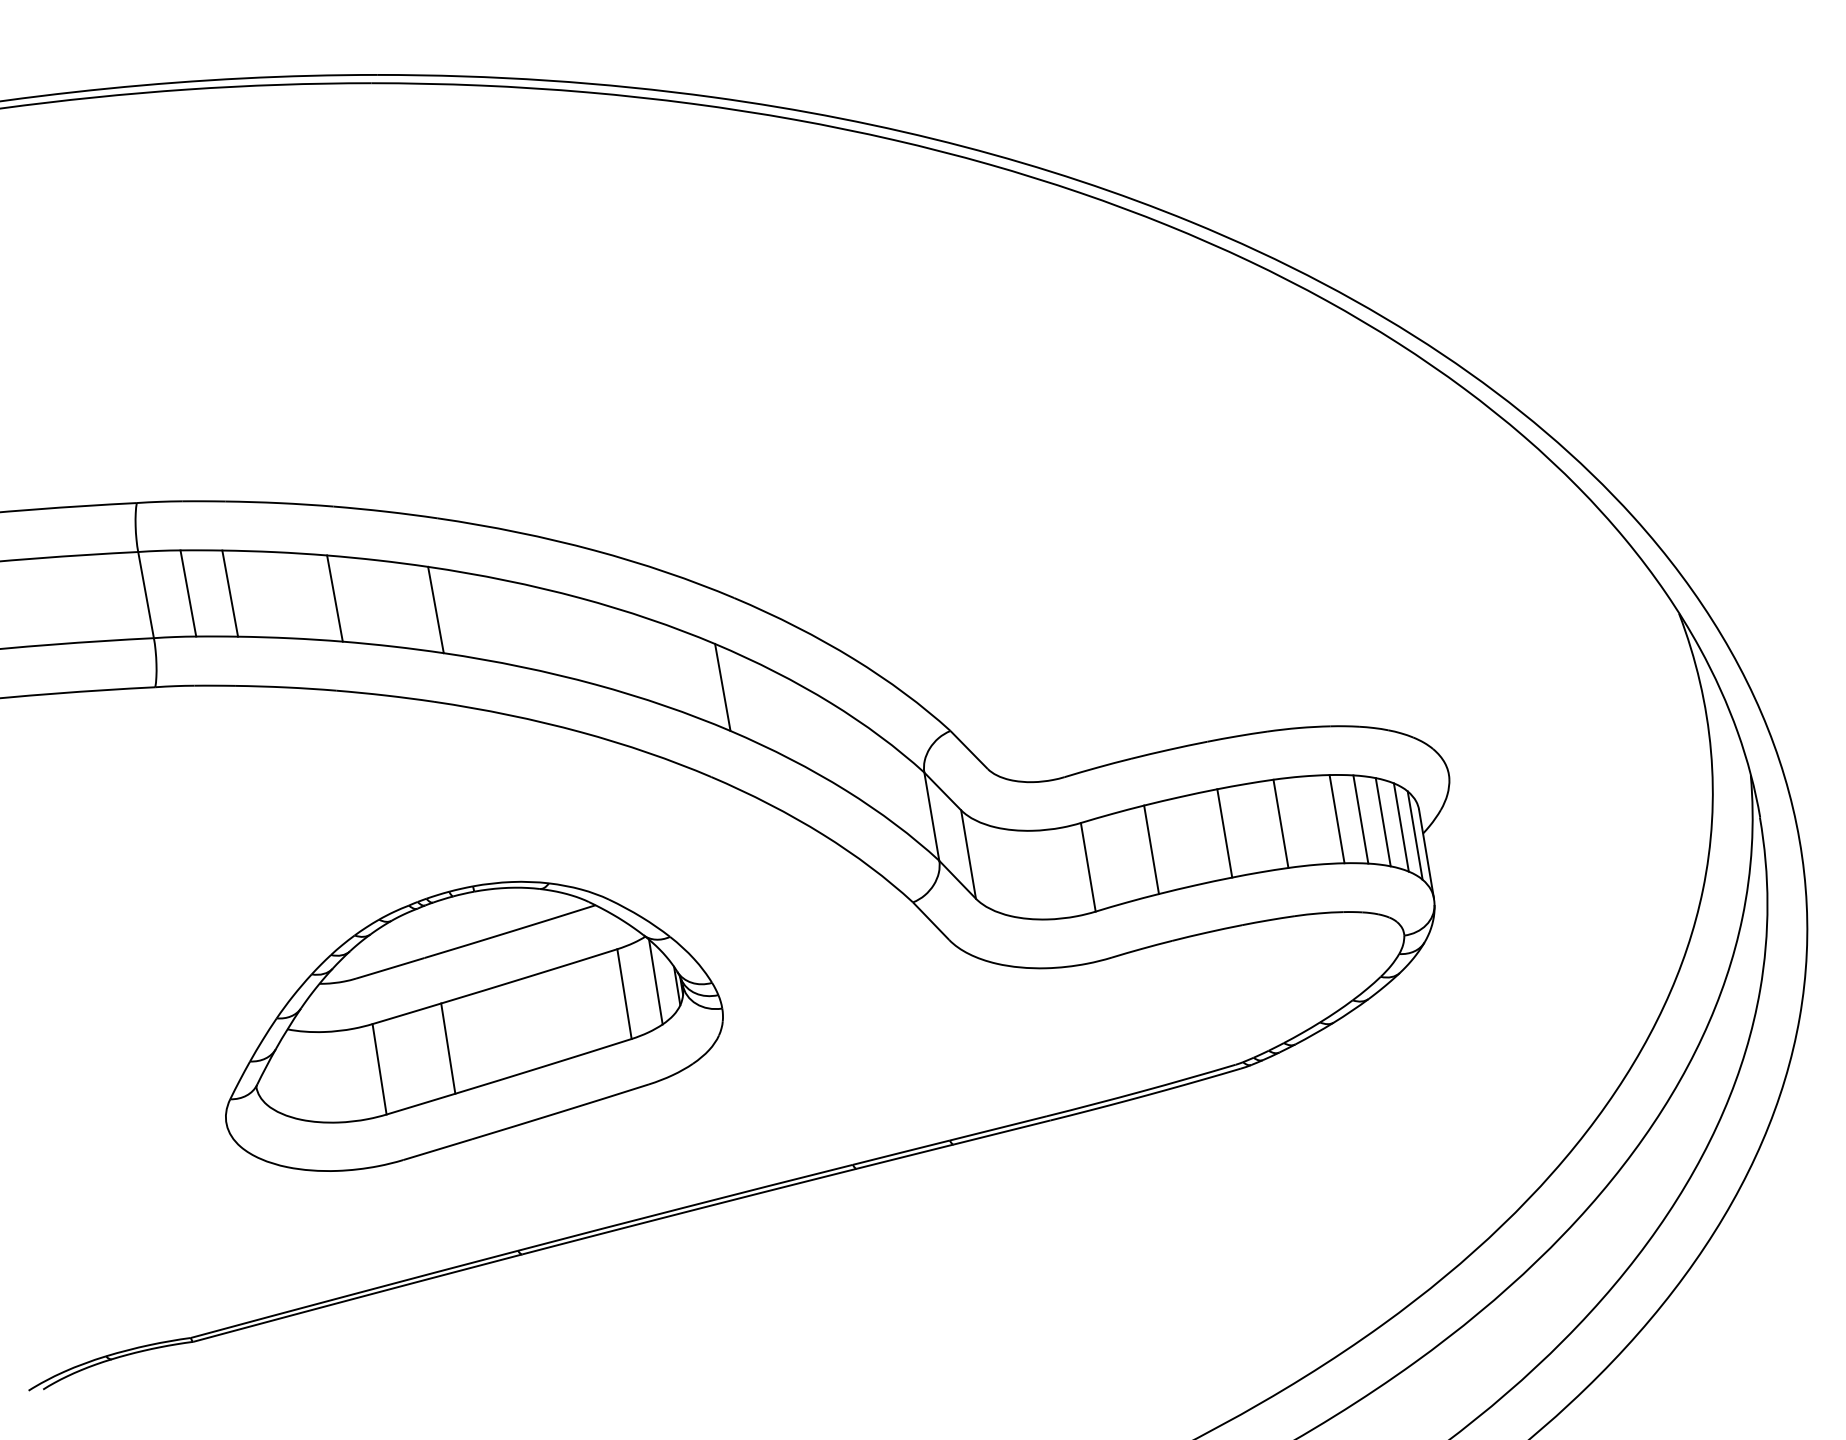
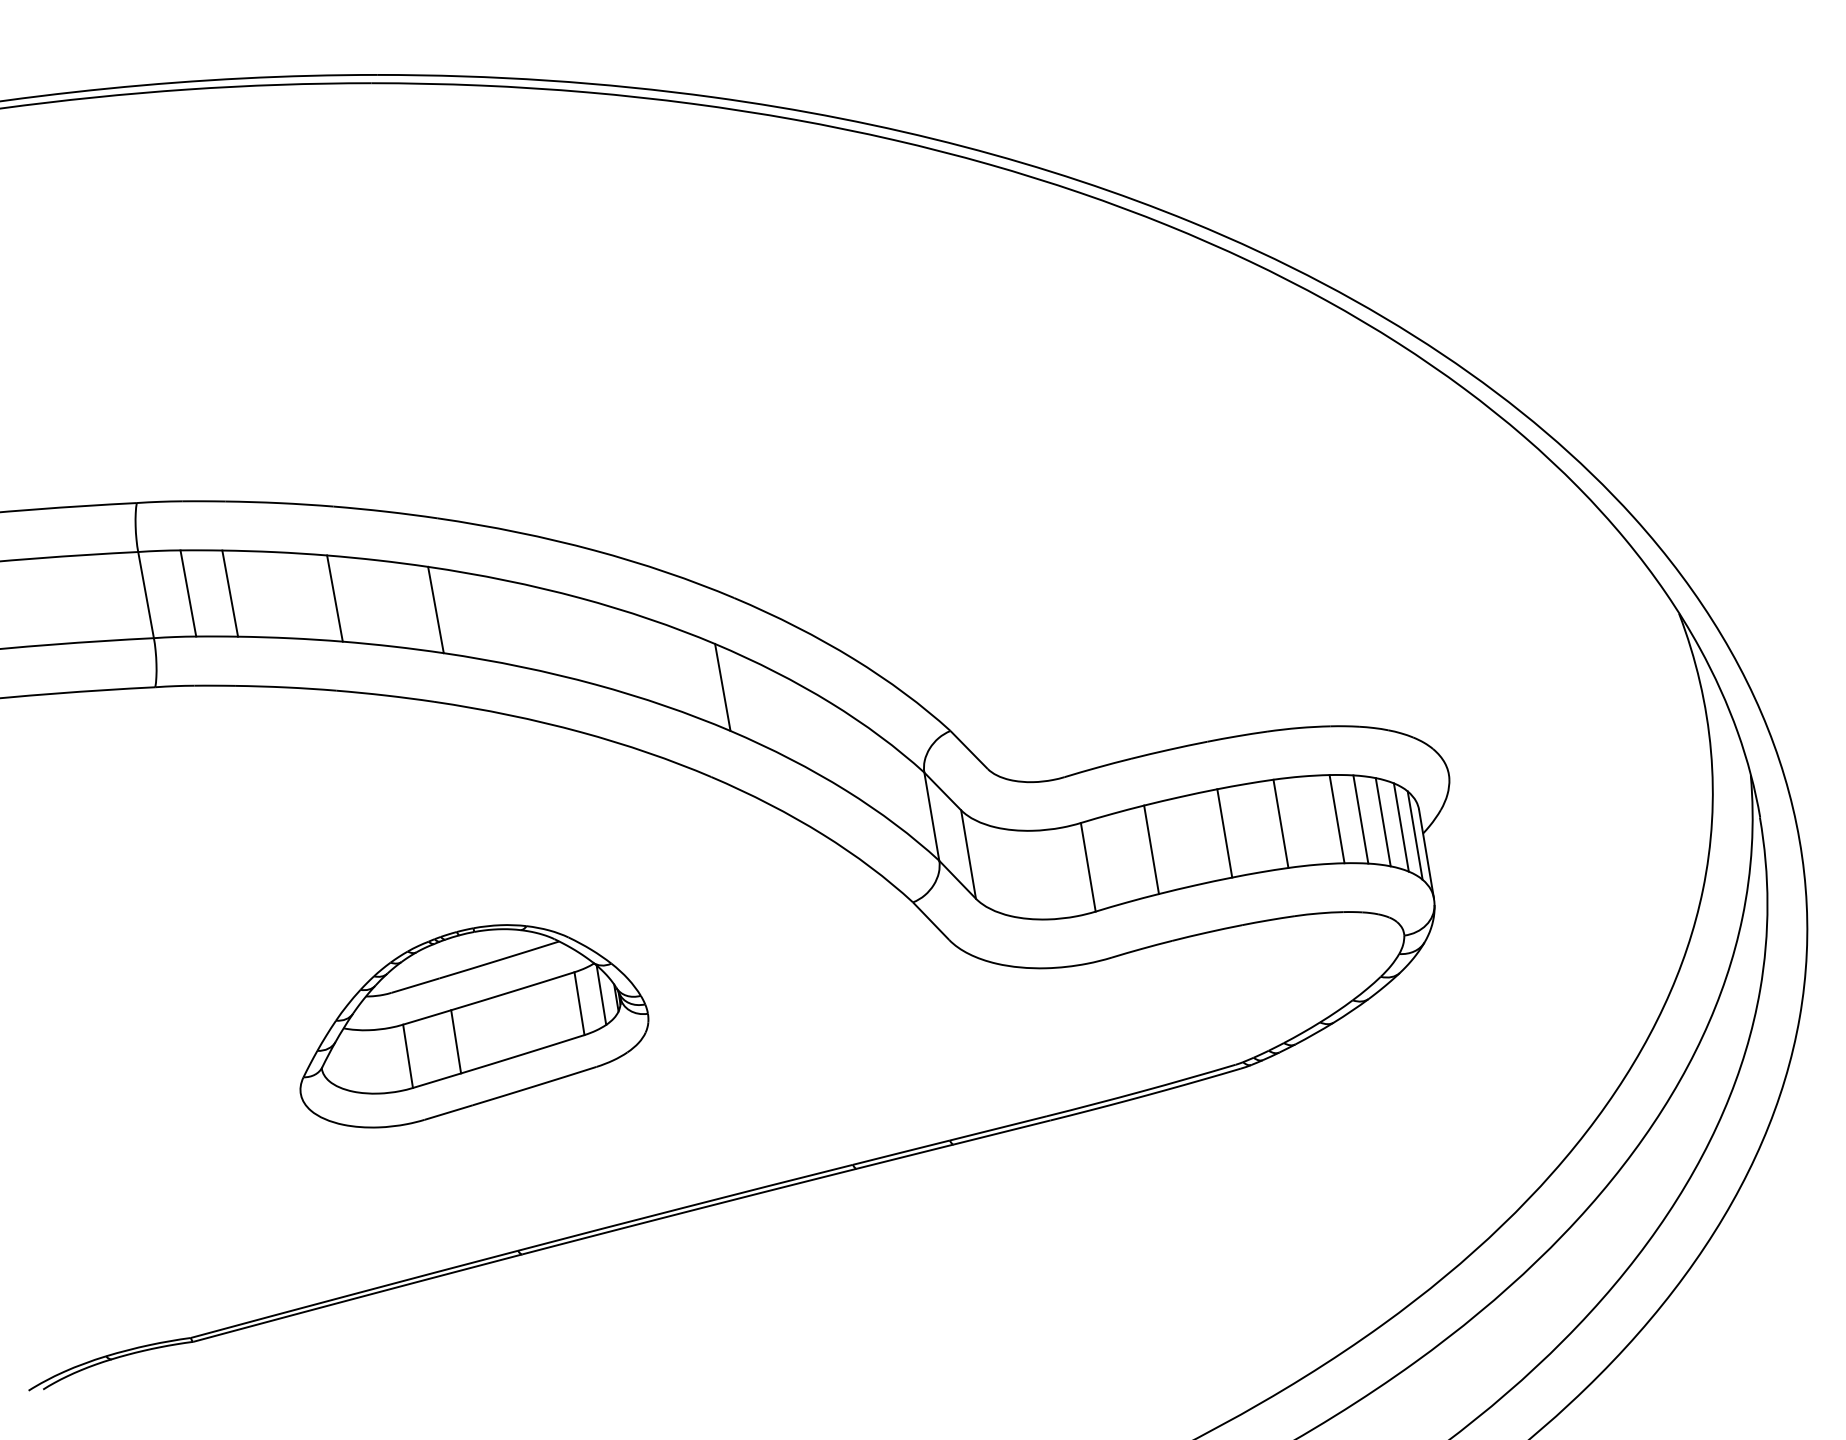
part size: 499x292 px -> 351x205 px (474, 1026)
